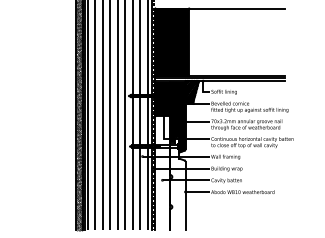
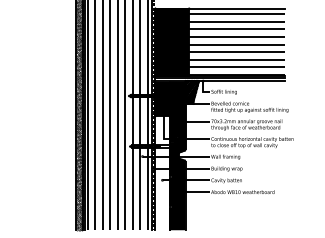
hatch: none -> present (236, 44)
fill: none -> present (177, 183)
